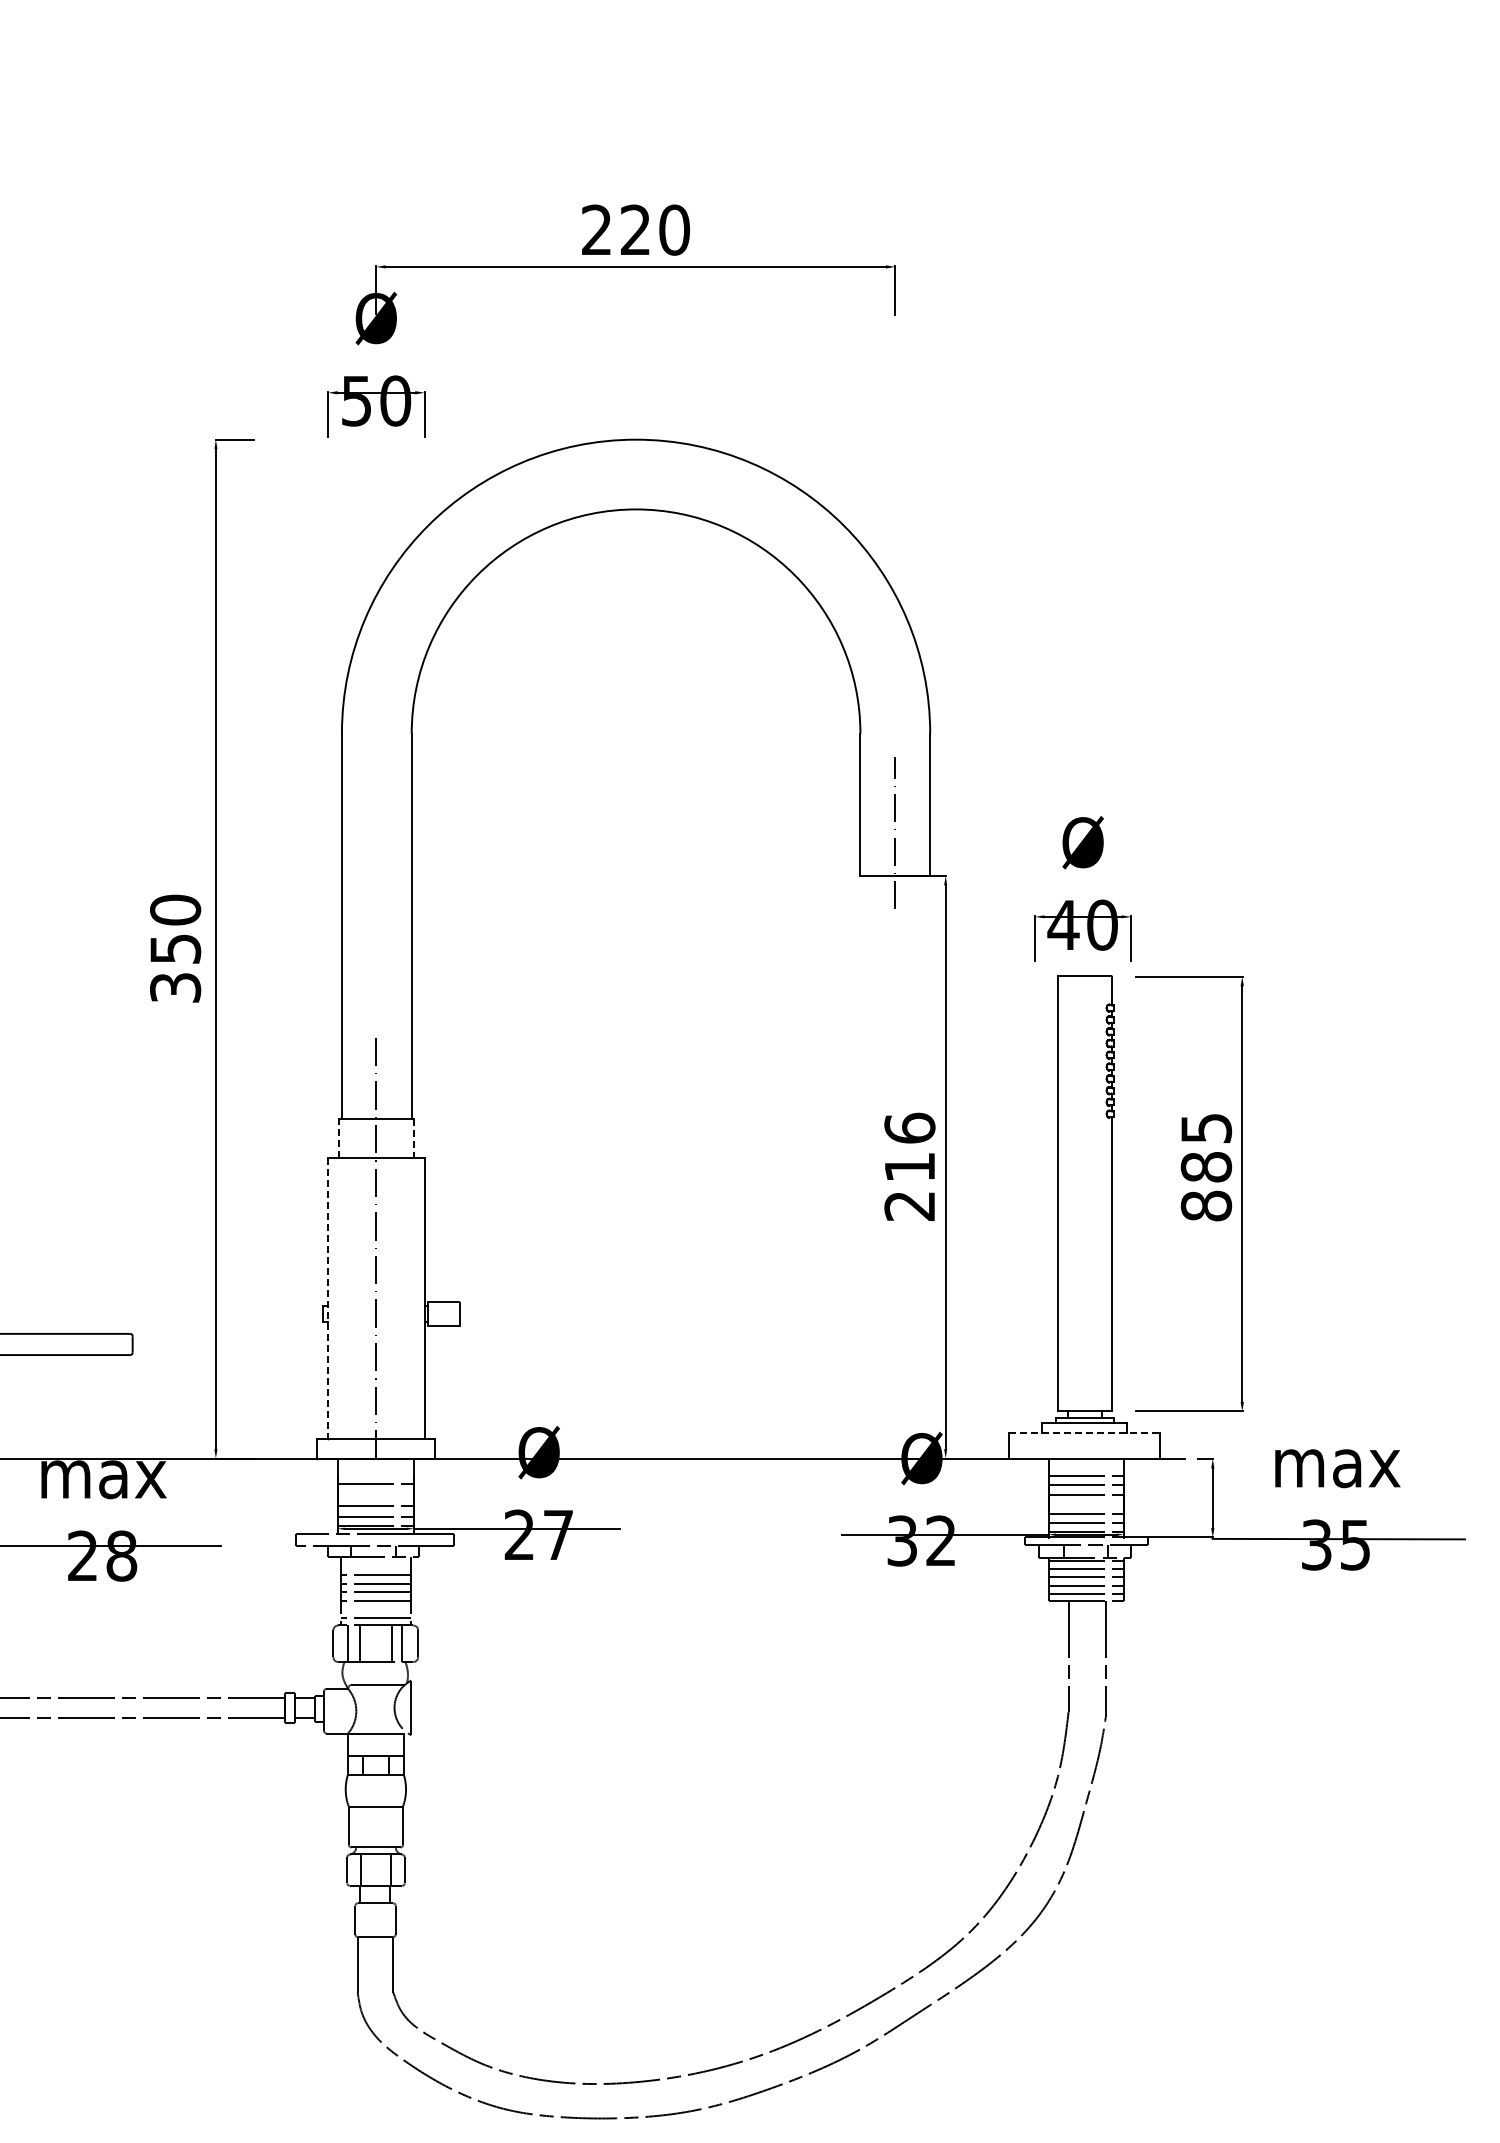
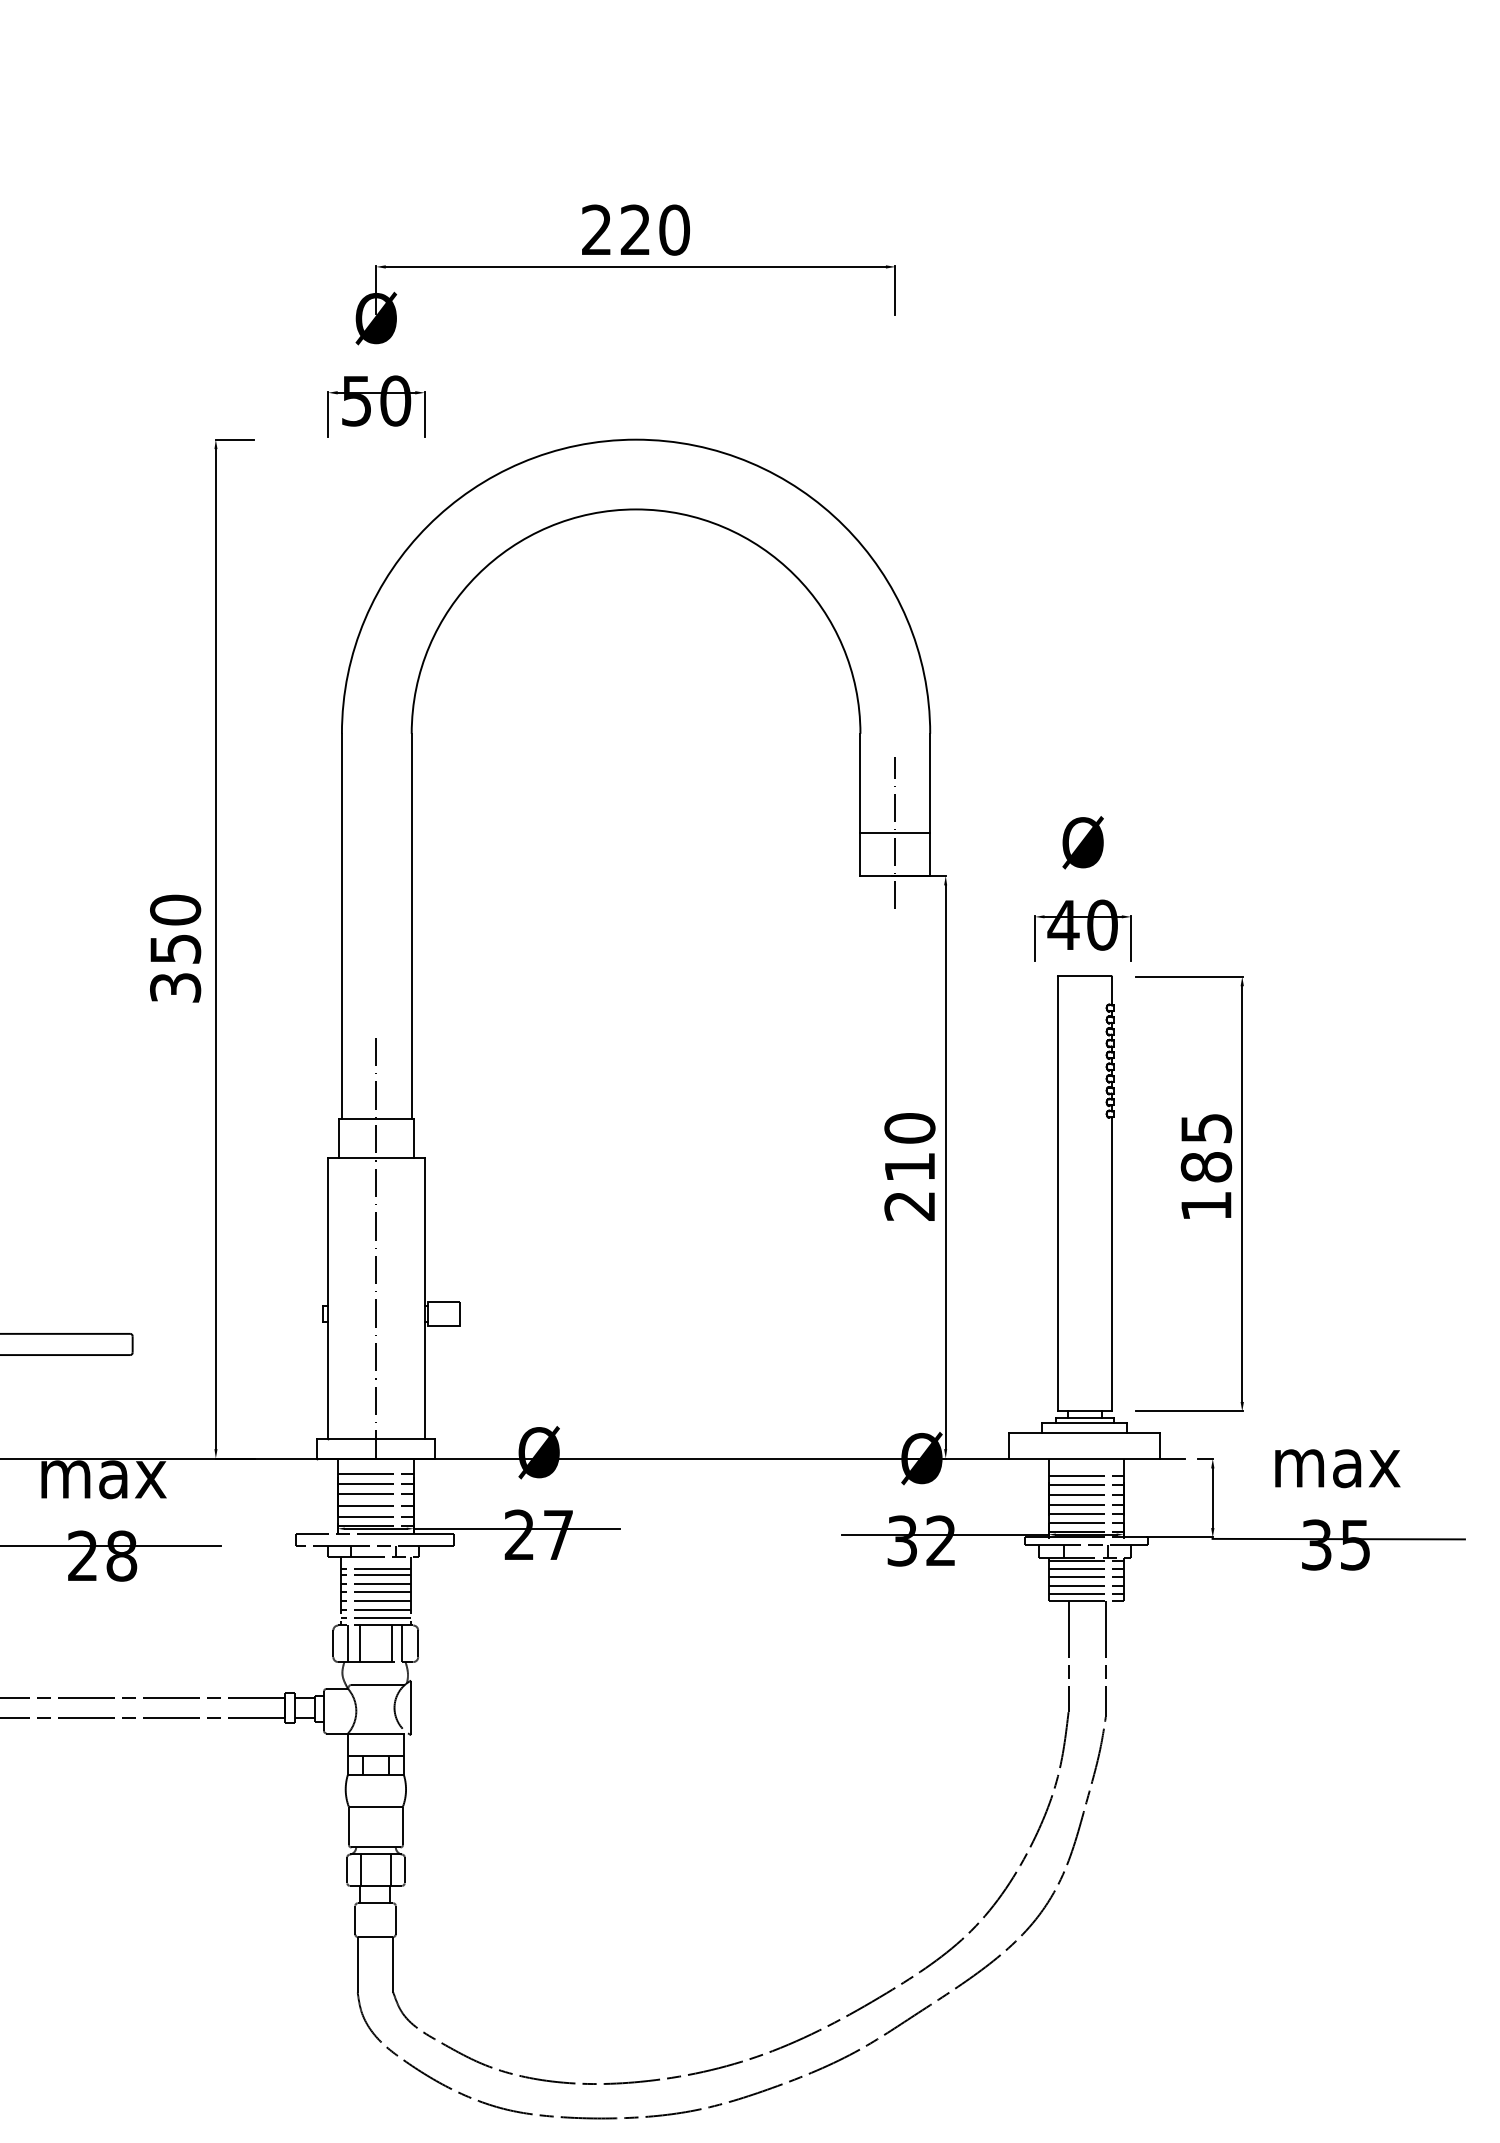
line: none -> present (895, 833)
text: 216 -> 210 (909, 1127)
line: dashed -> solid (339, 1137)
line: dashed -> solid (413, 1138)
text: 885 -> 185 (1206, 1205)
line: dashed -> solid (328, 1298)
line: dashed -> solid (1084, 1432)
line: none -> present (375, 1473)
line: none -> present (375, 1494)
line: none -> present (1085, 1504)
line: none -> present (375, 1568)
line: none -> present (375, 1609)
